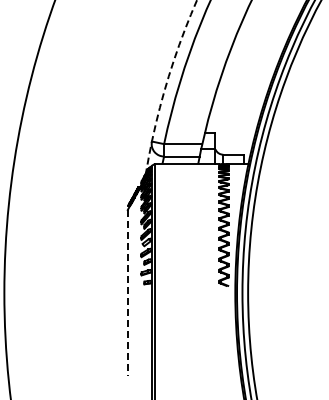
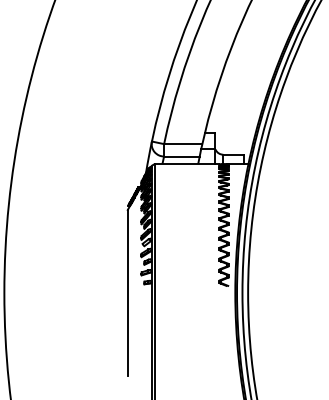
arc: dashed -> solid (166, 84)
line: dashed -> solid (127, 293)
